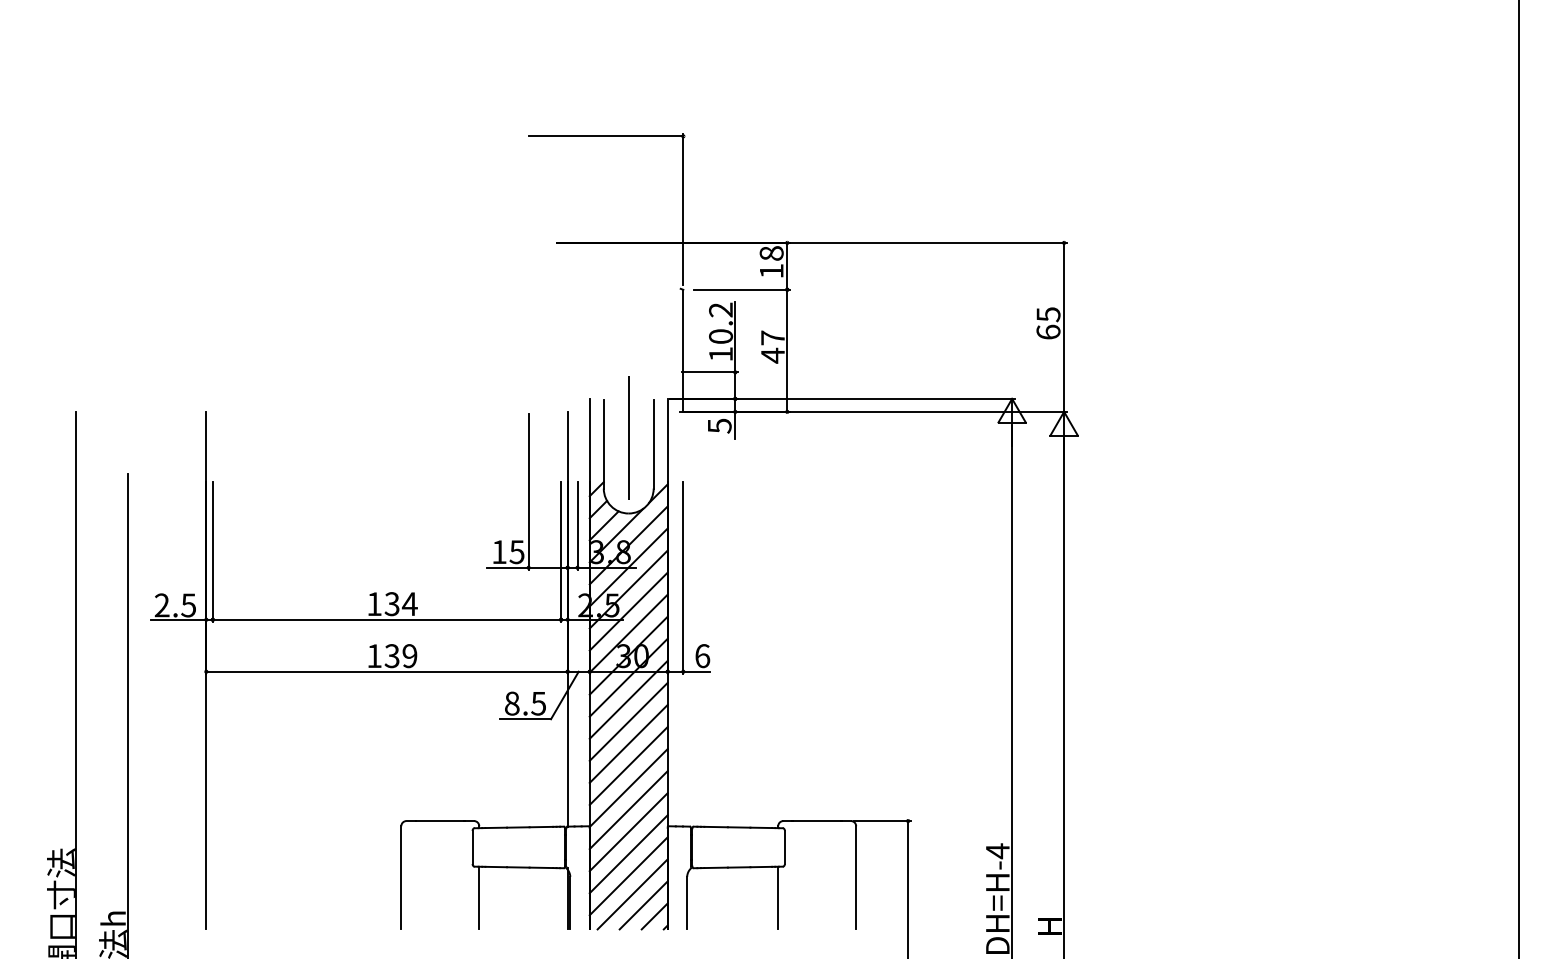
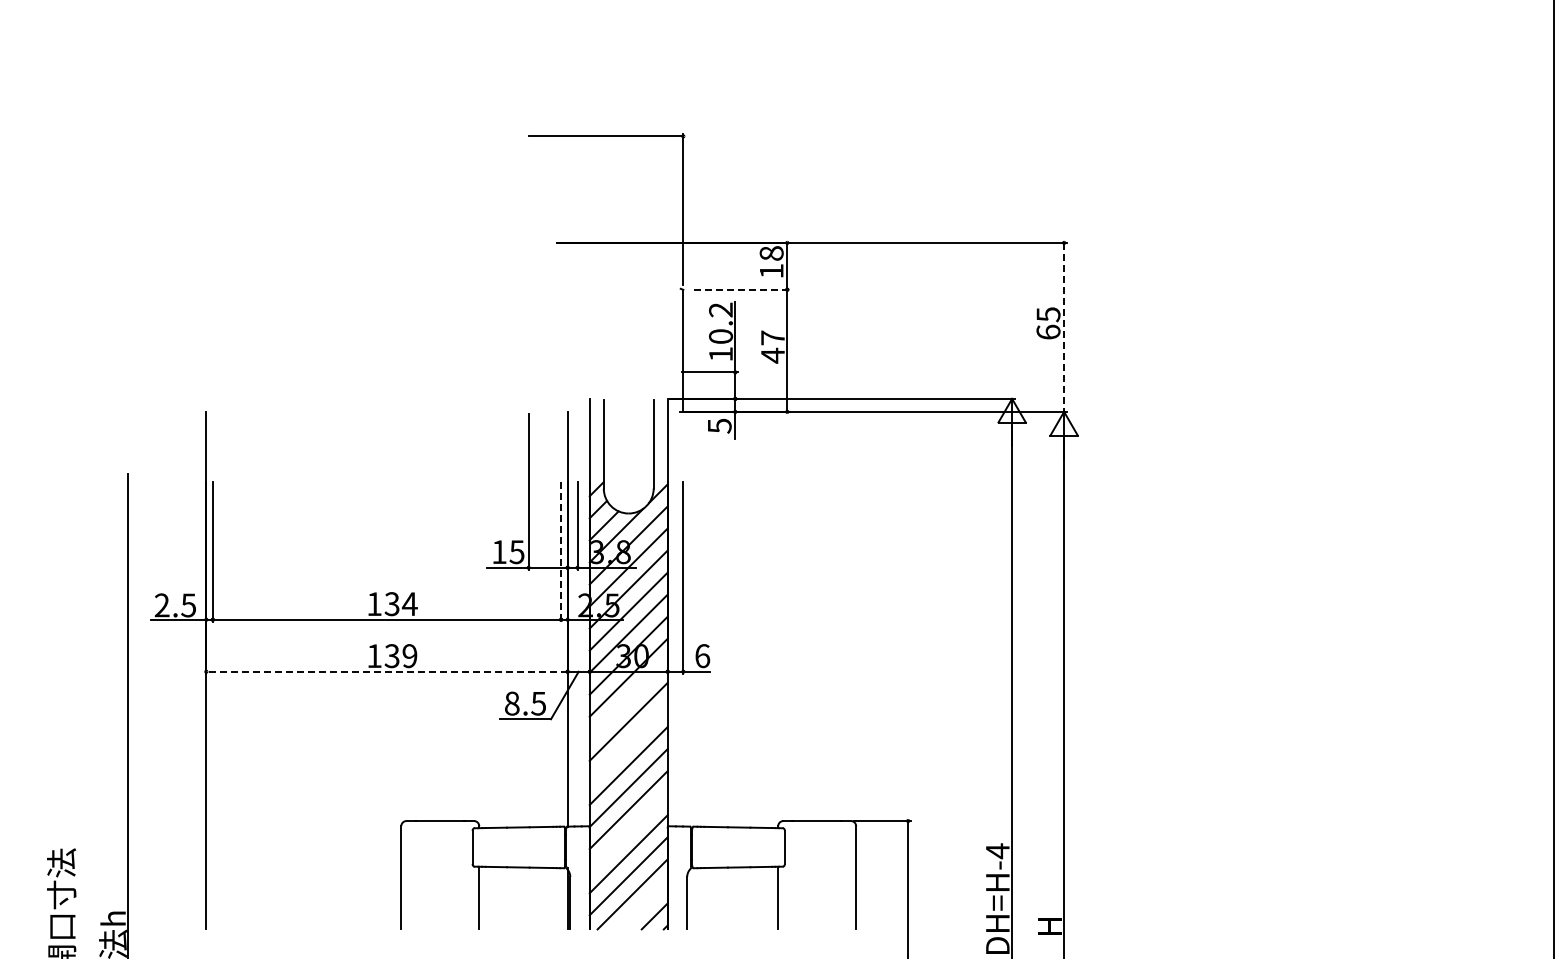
line: solid -> dashed (742, 289)
line: solid -> dashed (1064, 327)
line: present -> none (628, 437)
line position: (1519, 478) -> (1554, 478) (1554, 478)
line: solid -> dashed (561, 552)
line: solid -> dashed (387, 671)
line: present -> none (76, 683)
line: present -> none (628, 699)
line: present -> none (628, 743)
line: present -> none (628, 832)
line: present -> none (643, 905)
